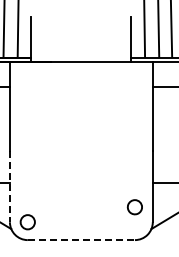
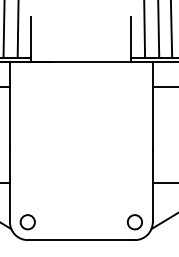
line: dashed -> solid (9, 186)
part position: (134, 207) -> (134, 222) (134, 222)
line: dashed -> solid (81, 240)
